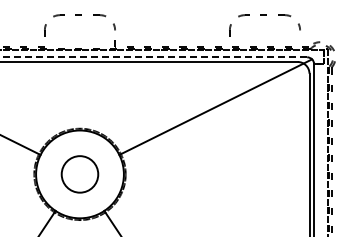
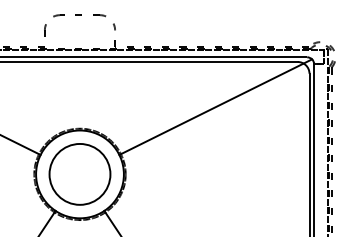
part: present -> none (264, 15)
line: dashed -> solid (153, 57)
circle diameter: 37 px -> 61 px (79, 173)
